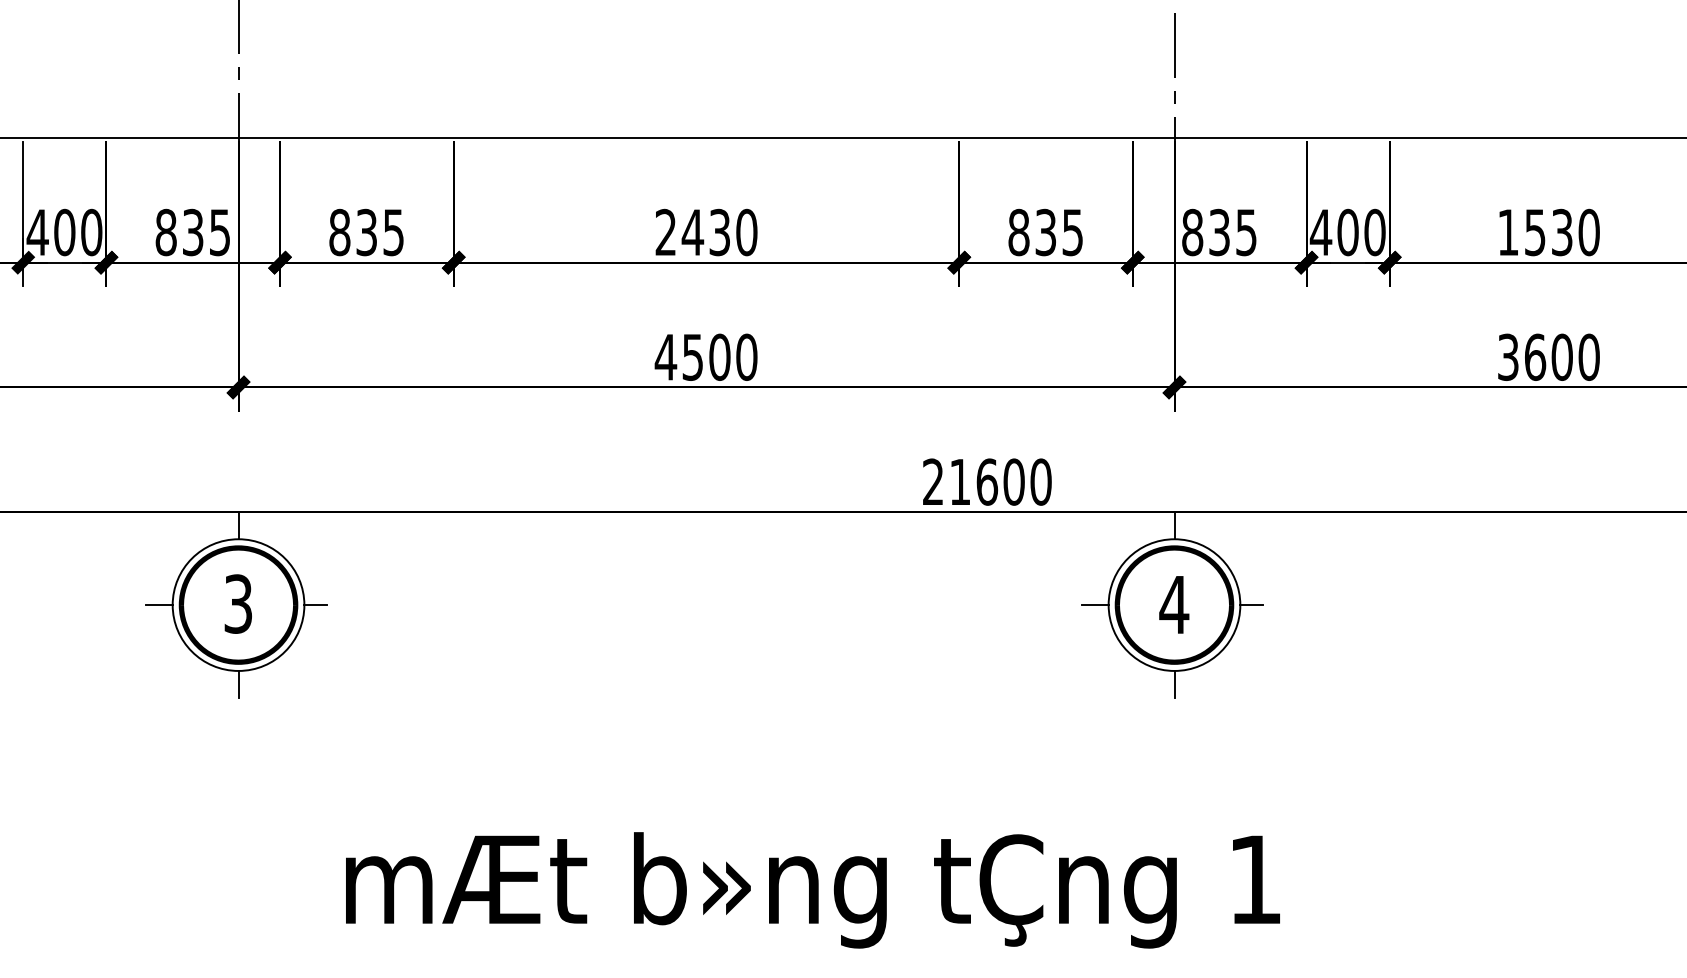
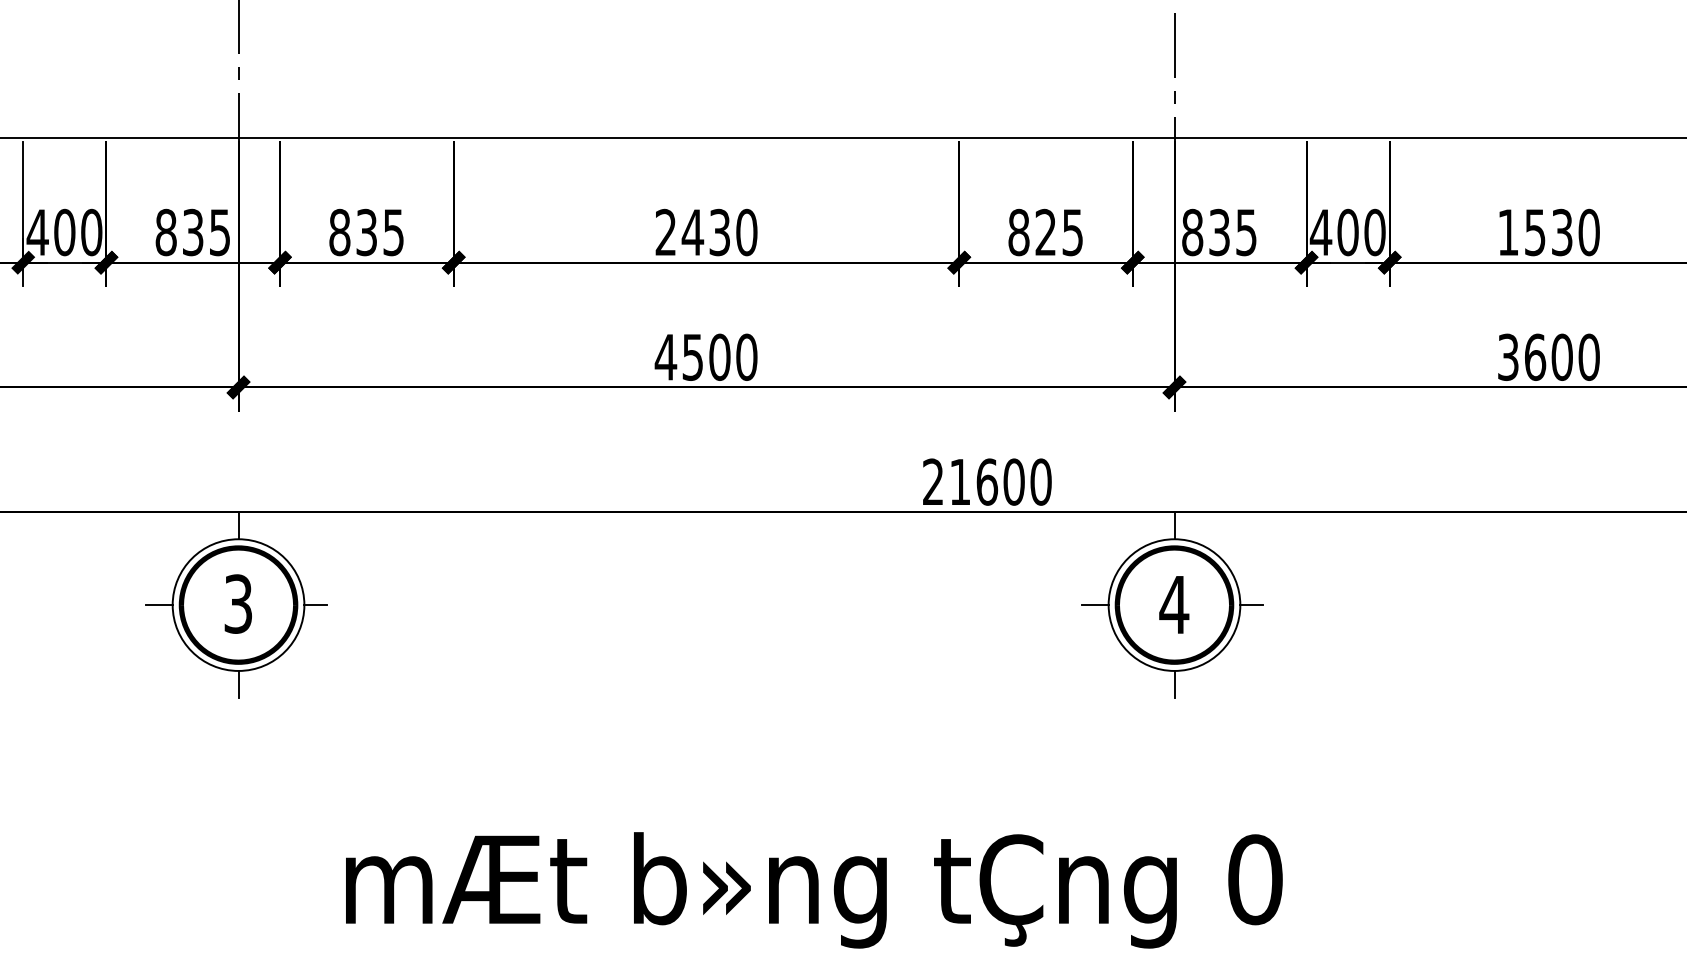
text: 835 -> 825 (1045, 232)
text: 1 -> 0 (1255, 879)
